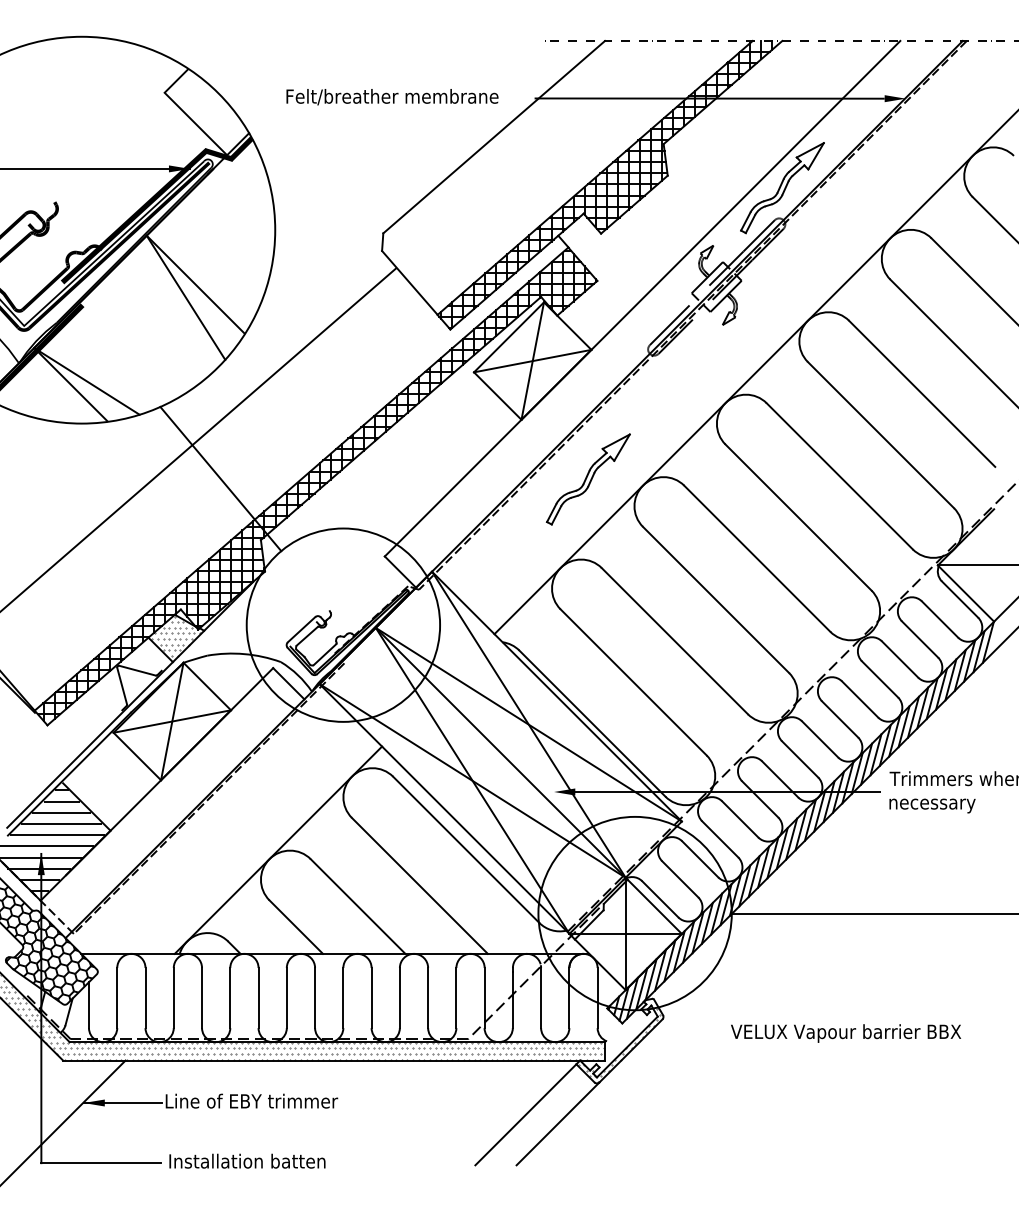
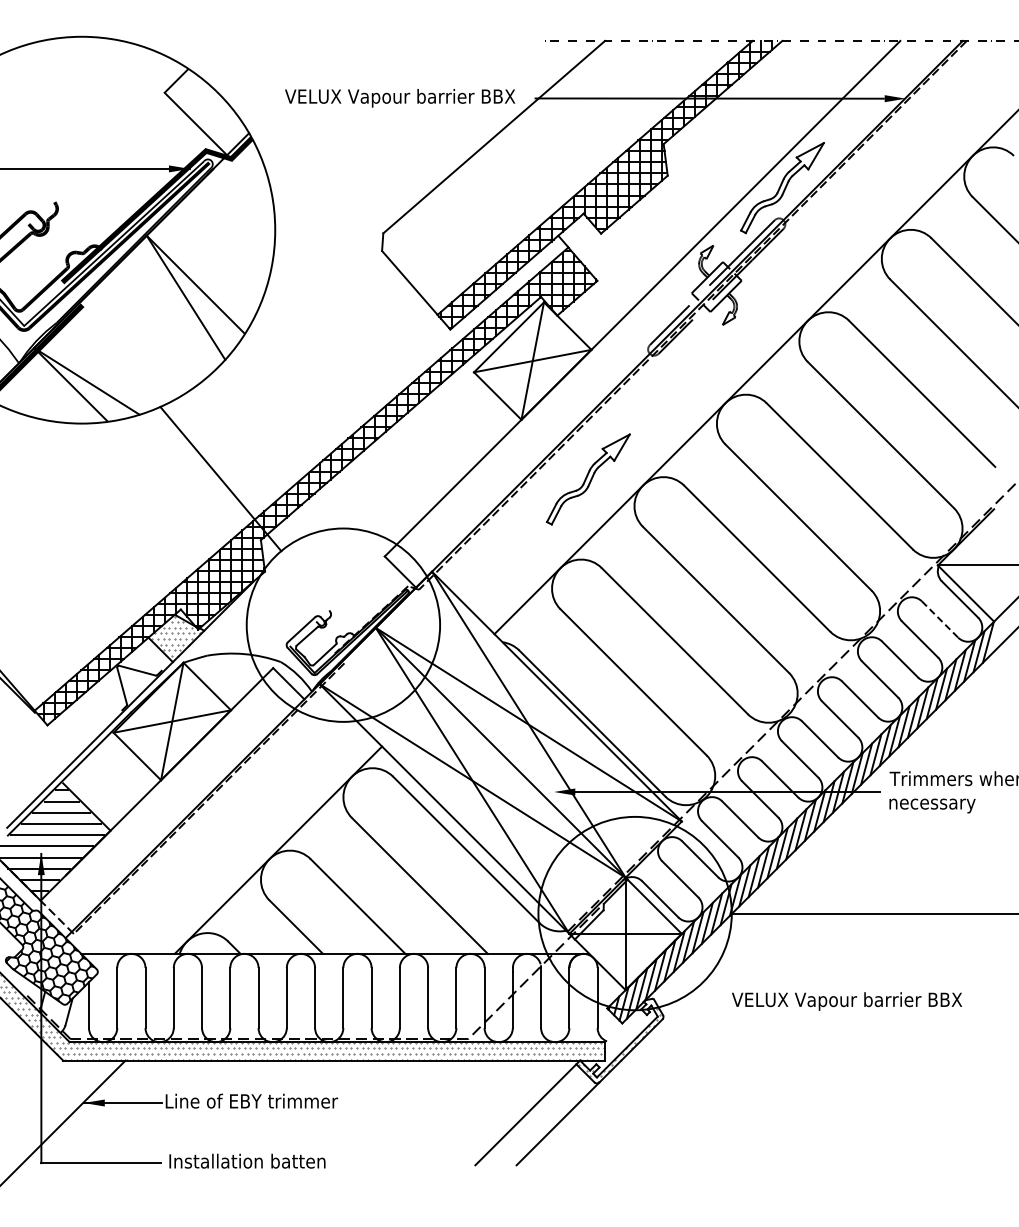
text: Felt/breather membrane -> VELUX Vapour barrier BBX (400, 98)
line: present -> none (199, 439)
line: solid -> dashed (940, 619)
text position: (845, 1033) -> (846, 1001) (846, 1001)
